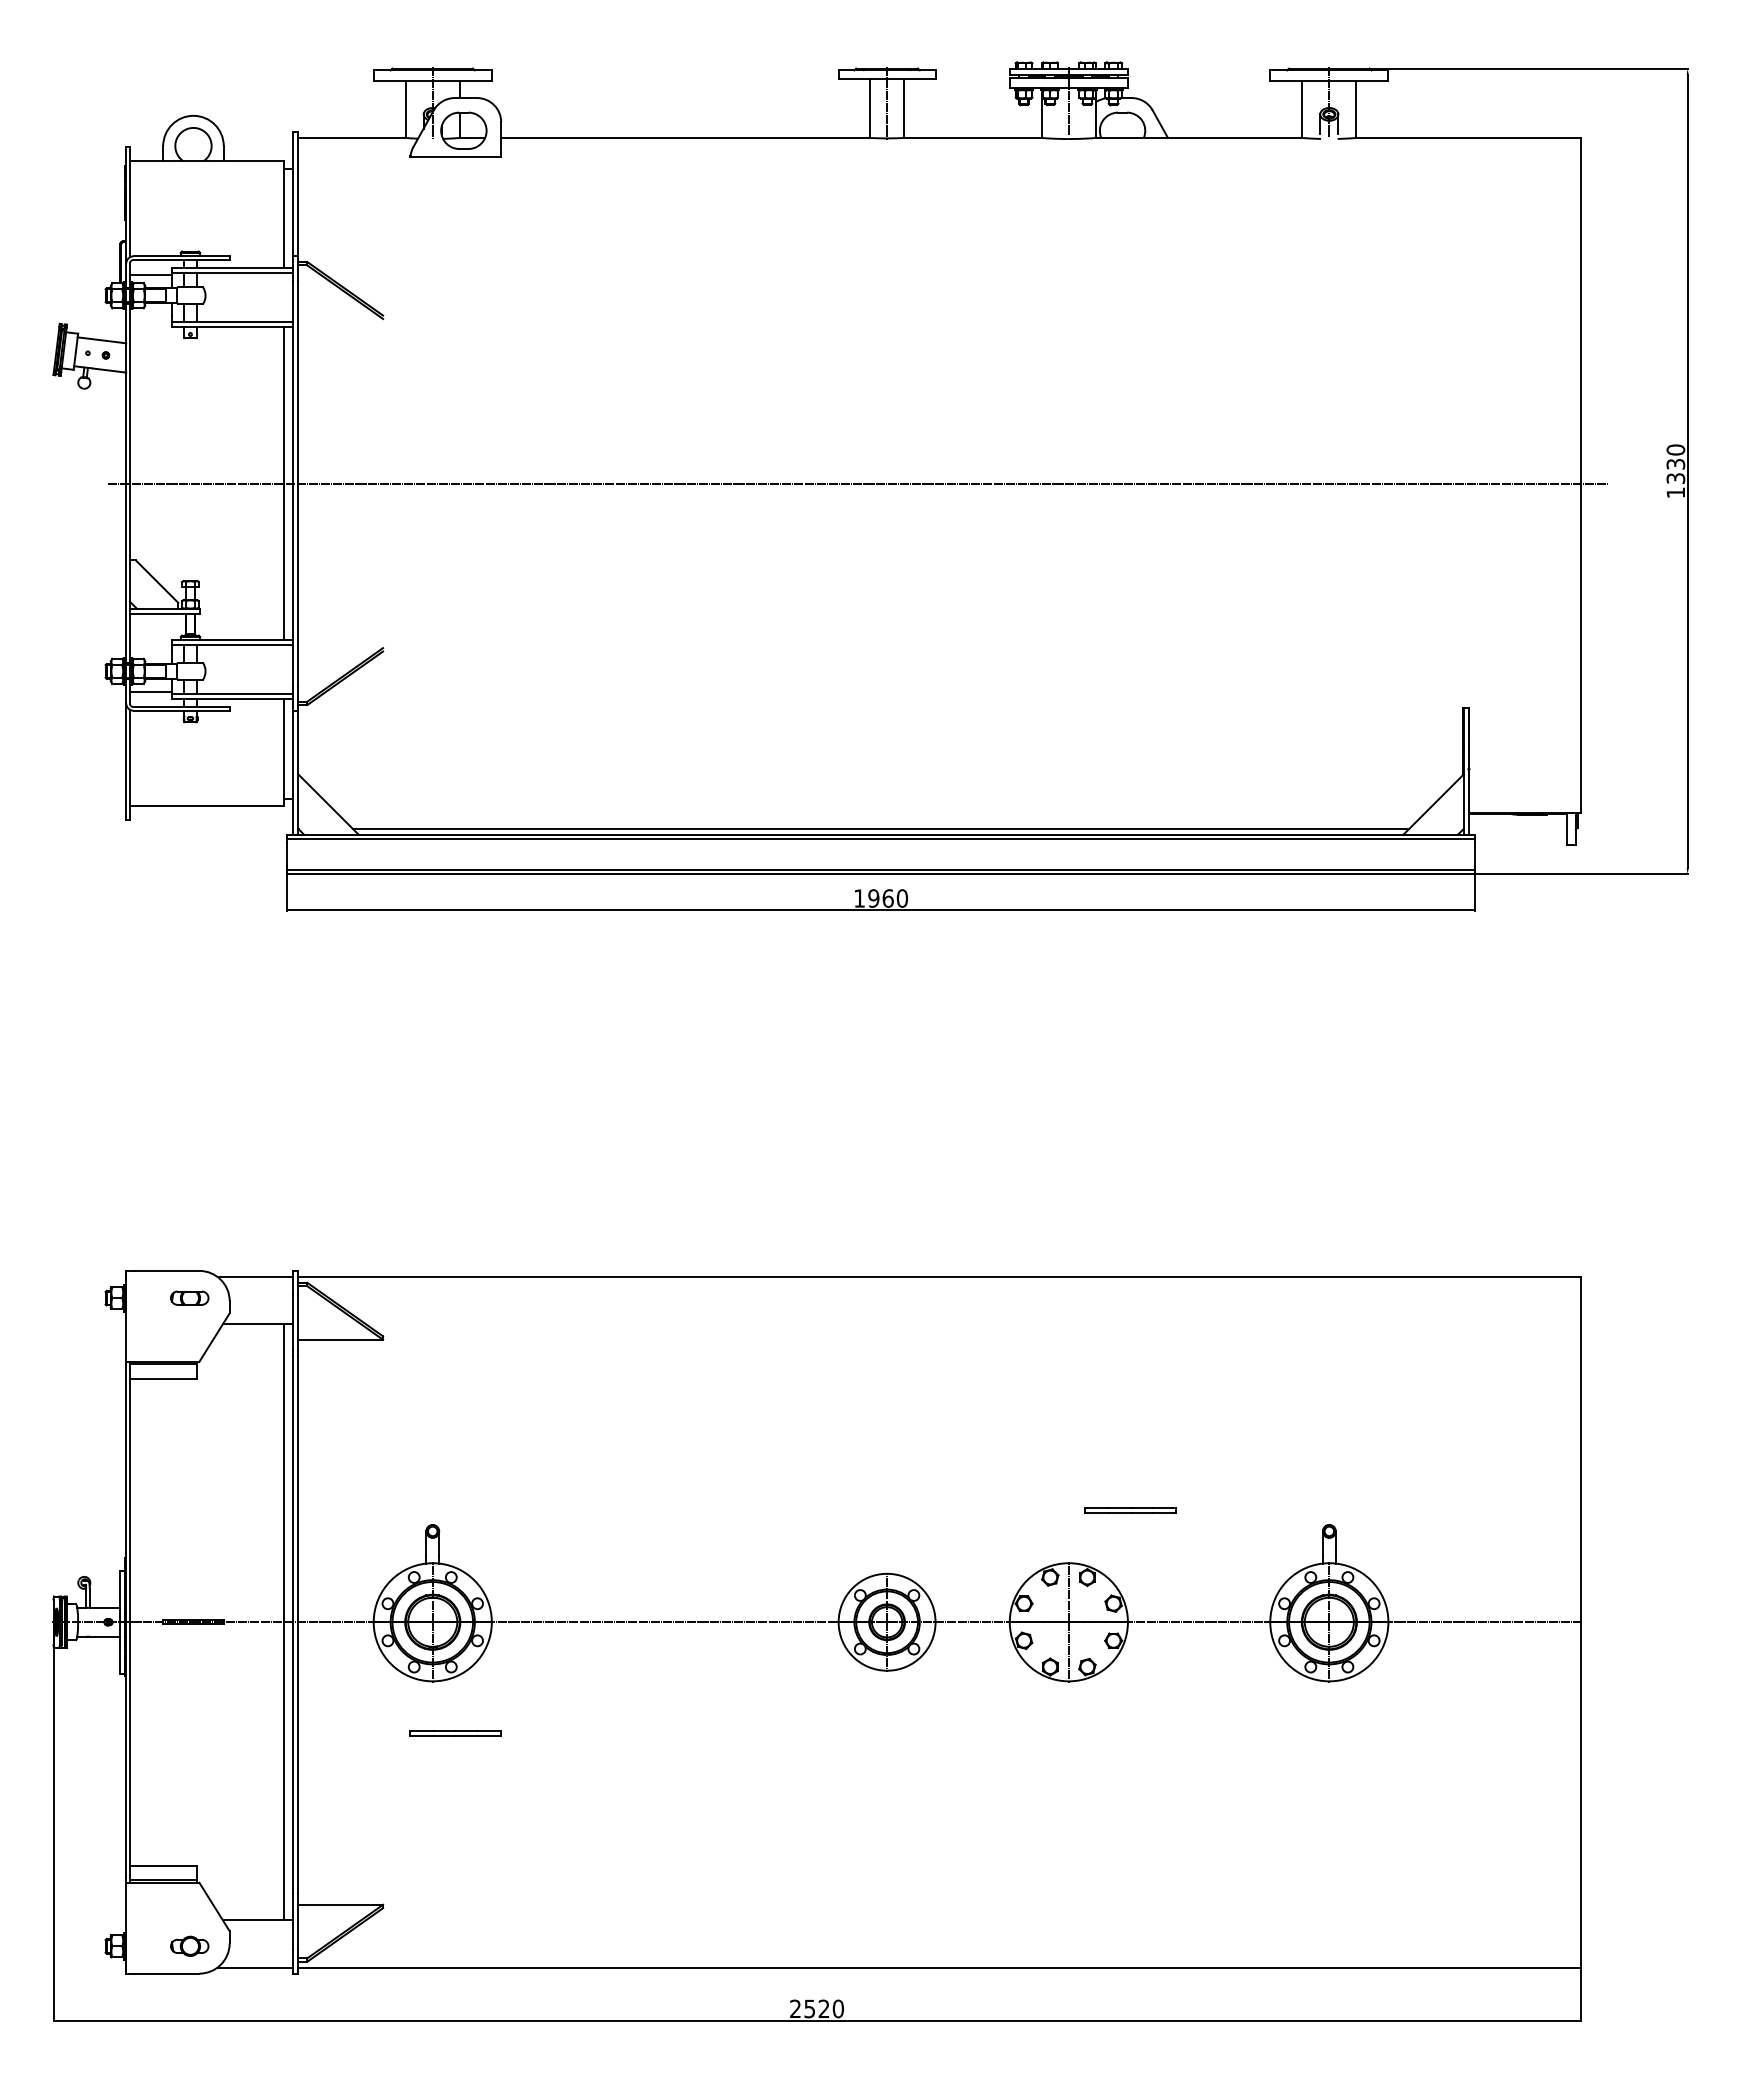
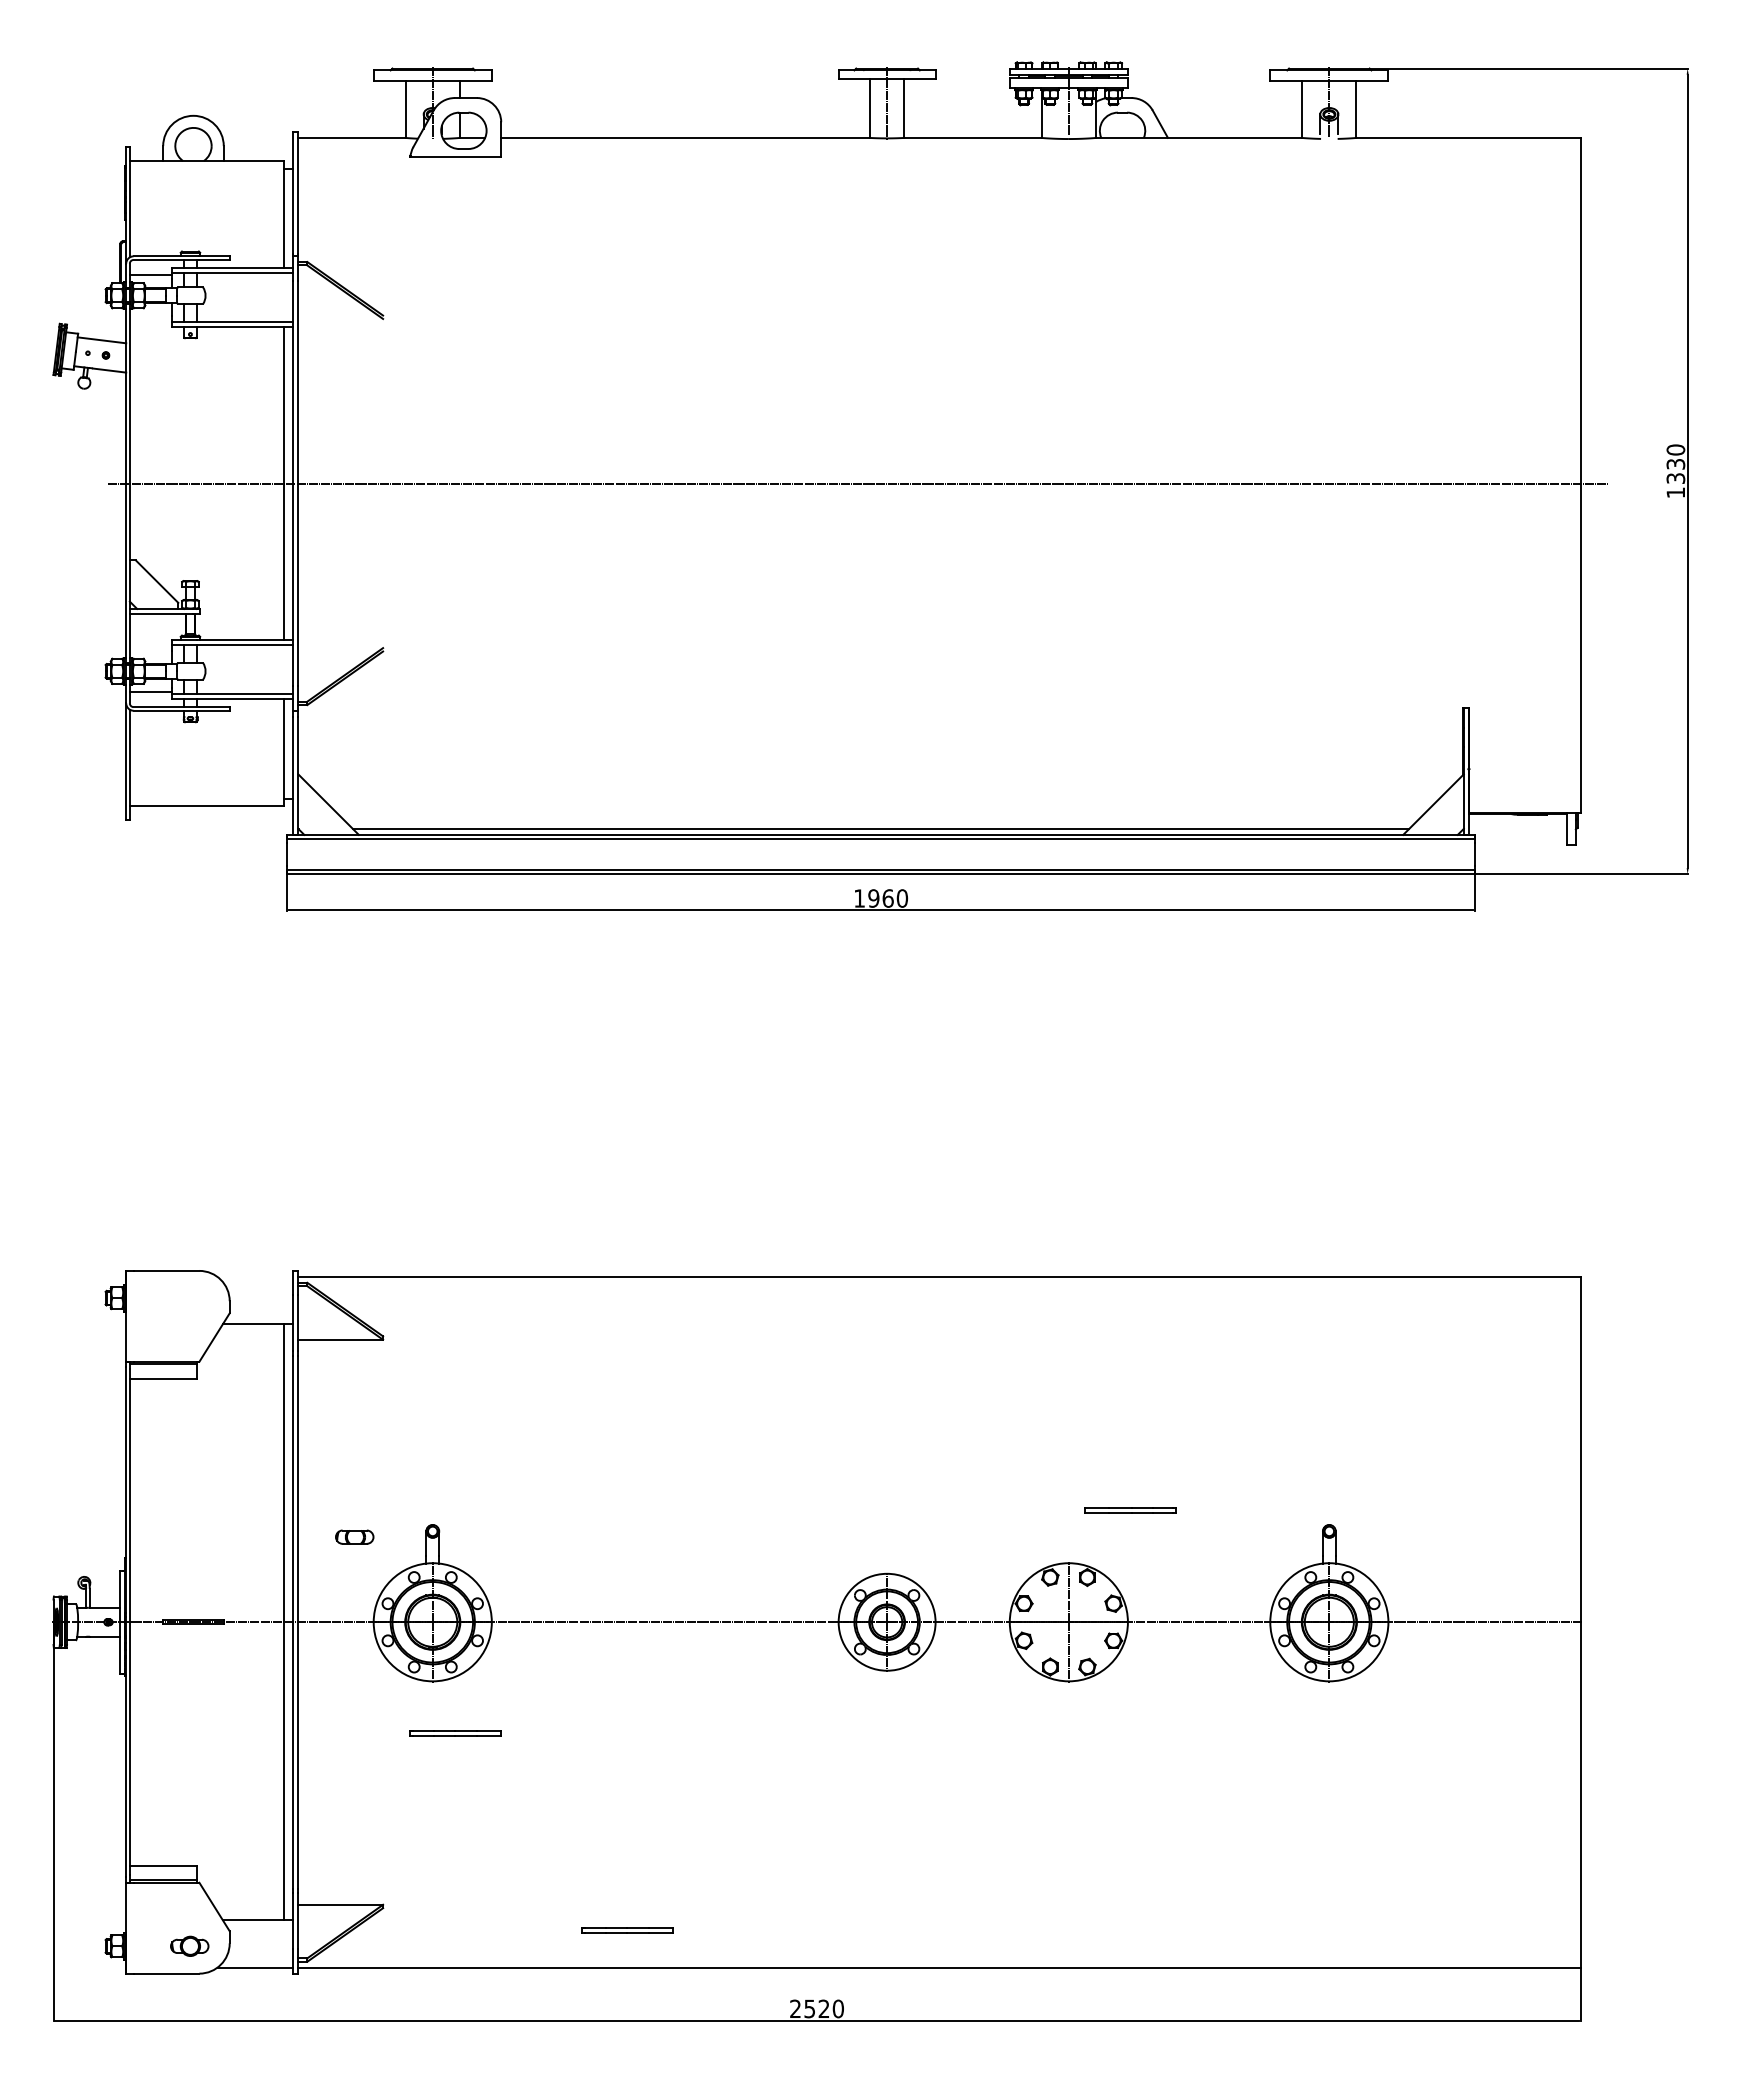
line: present -> none (255, 1276)
part position: (189, 1297) -> (354, 1536) (354, 1536)
part: none -> present (627, 1930)
